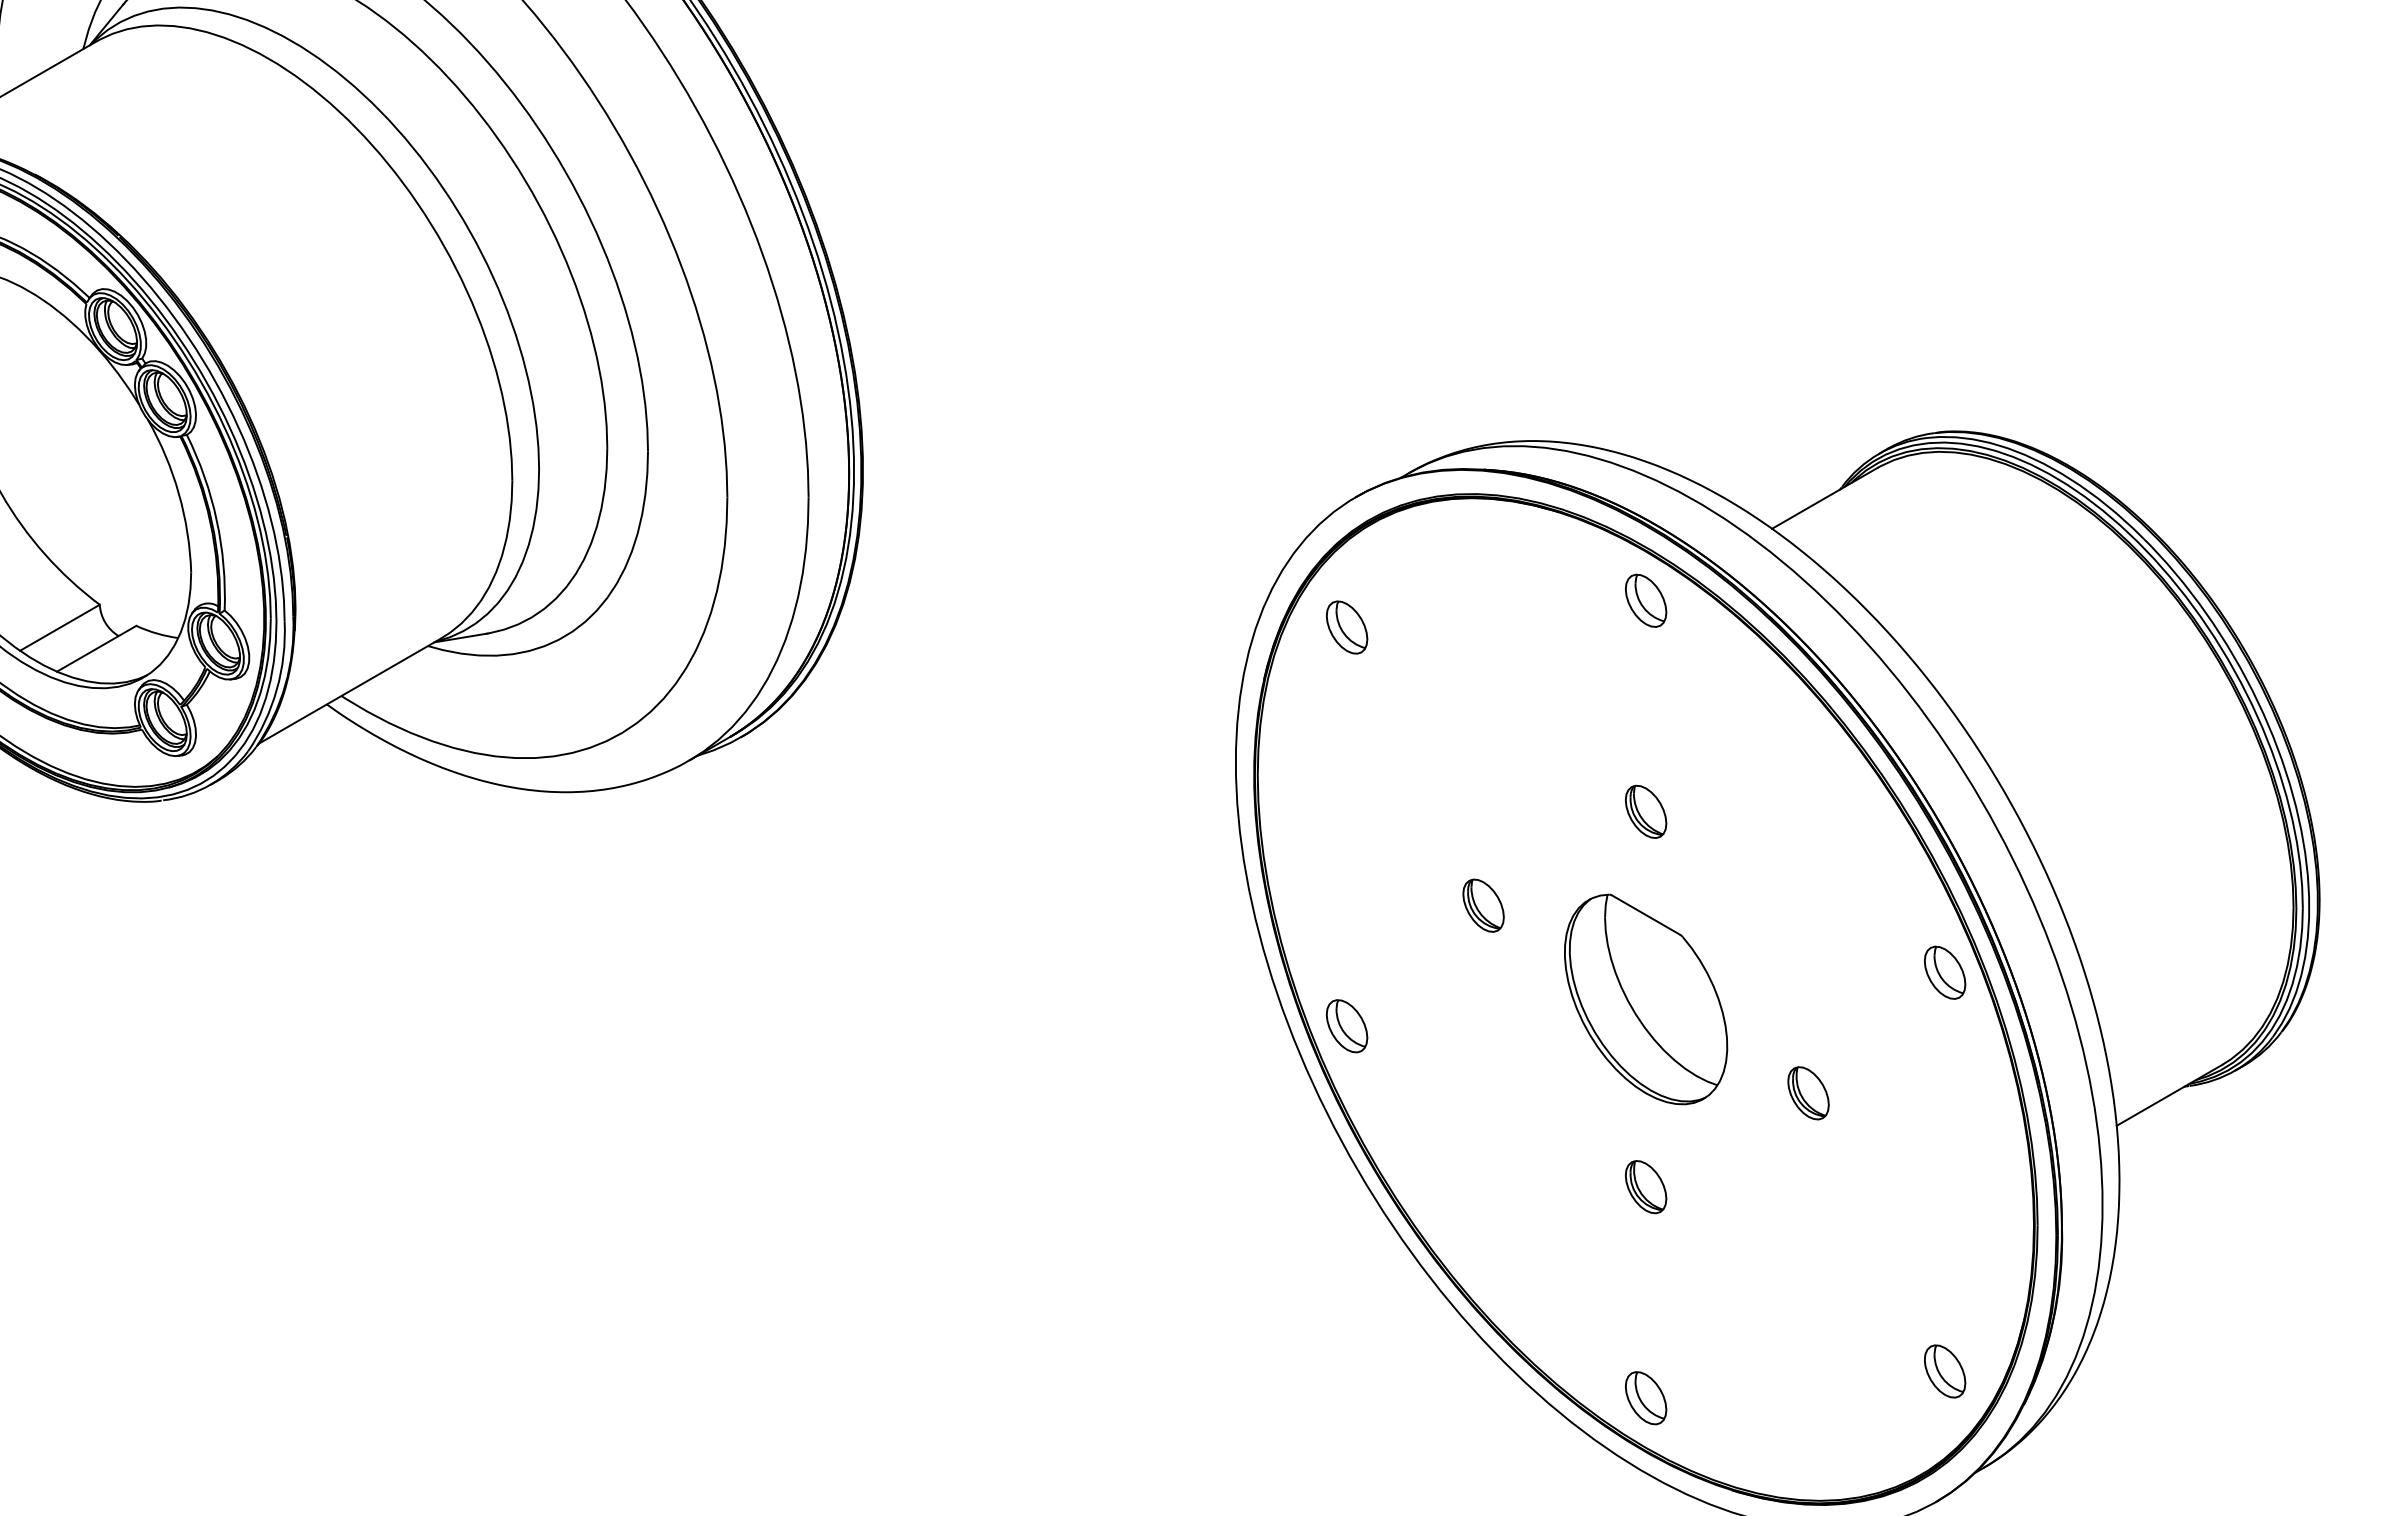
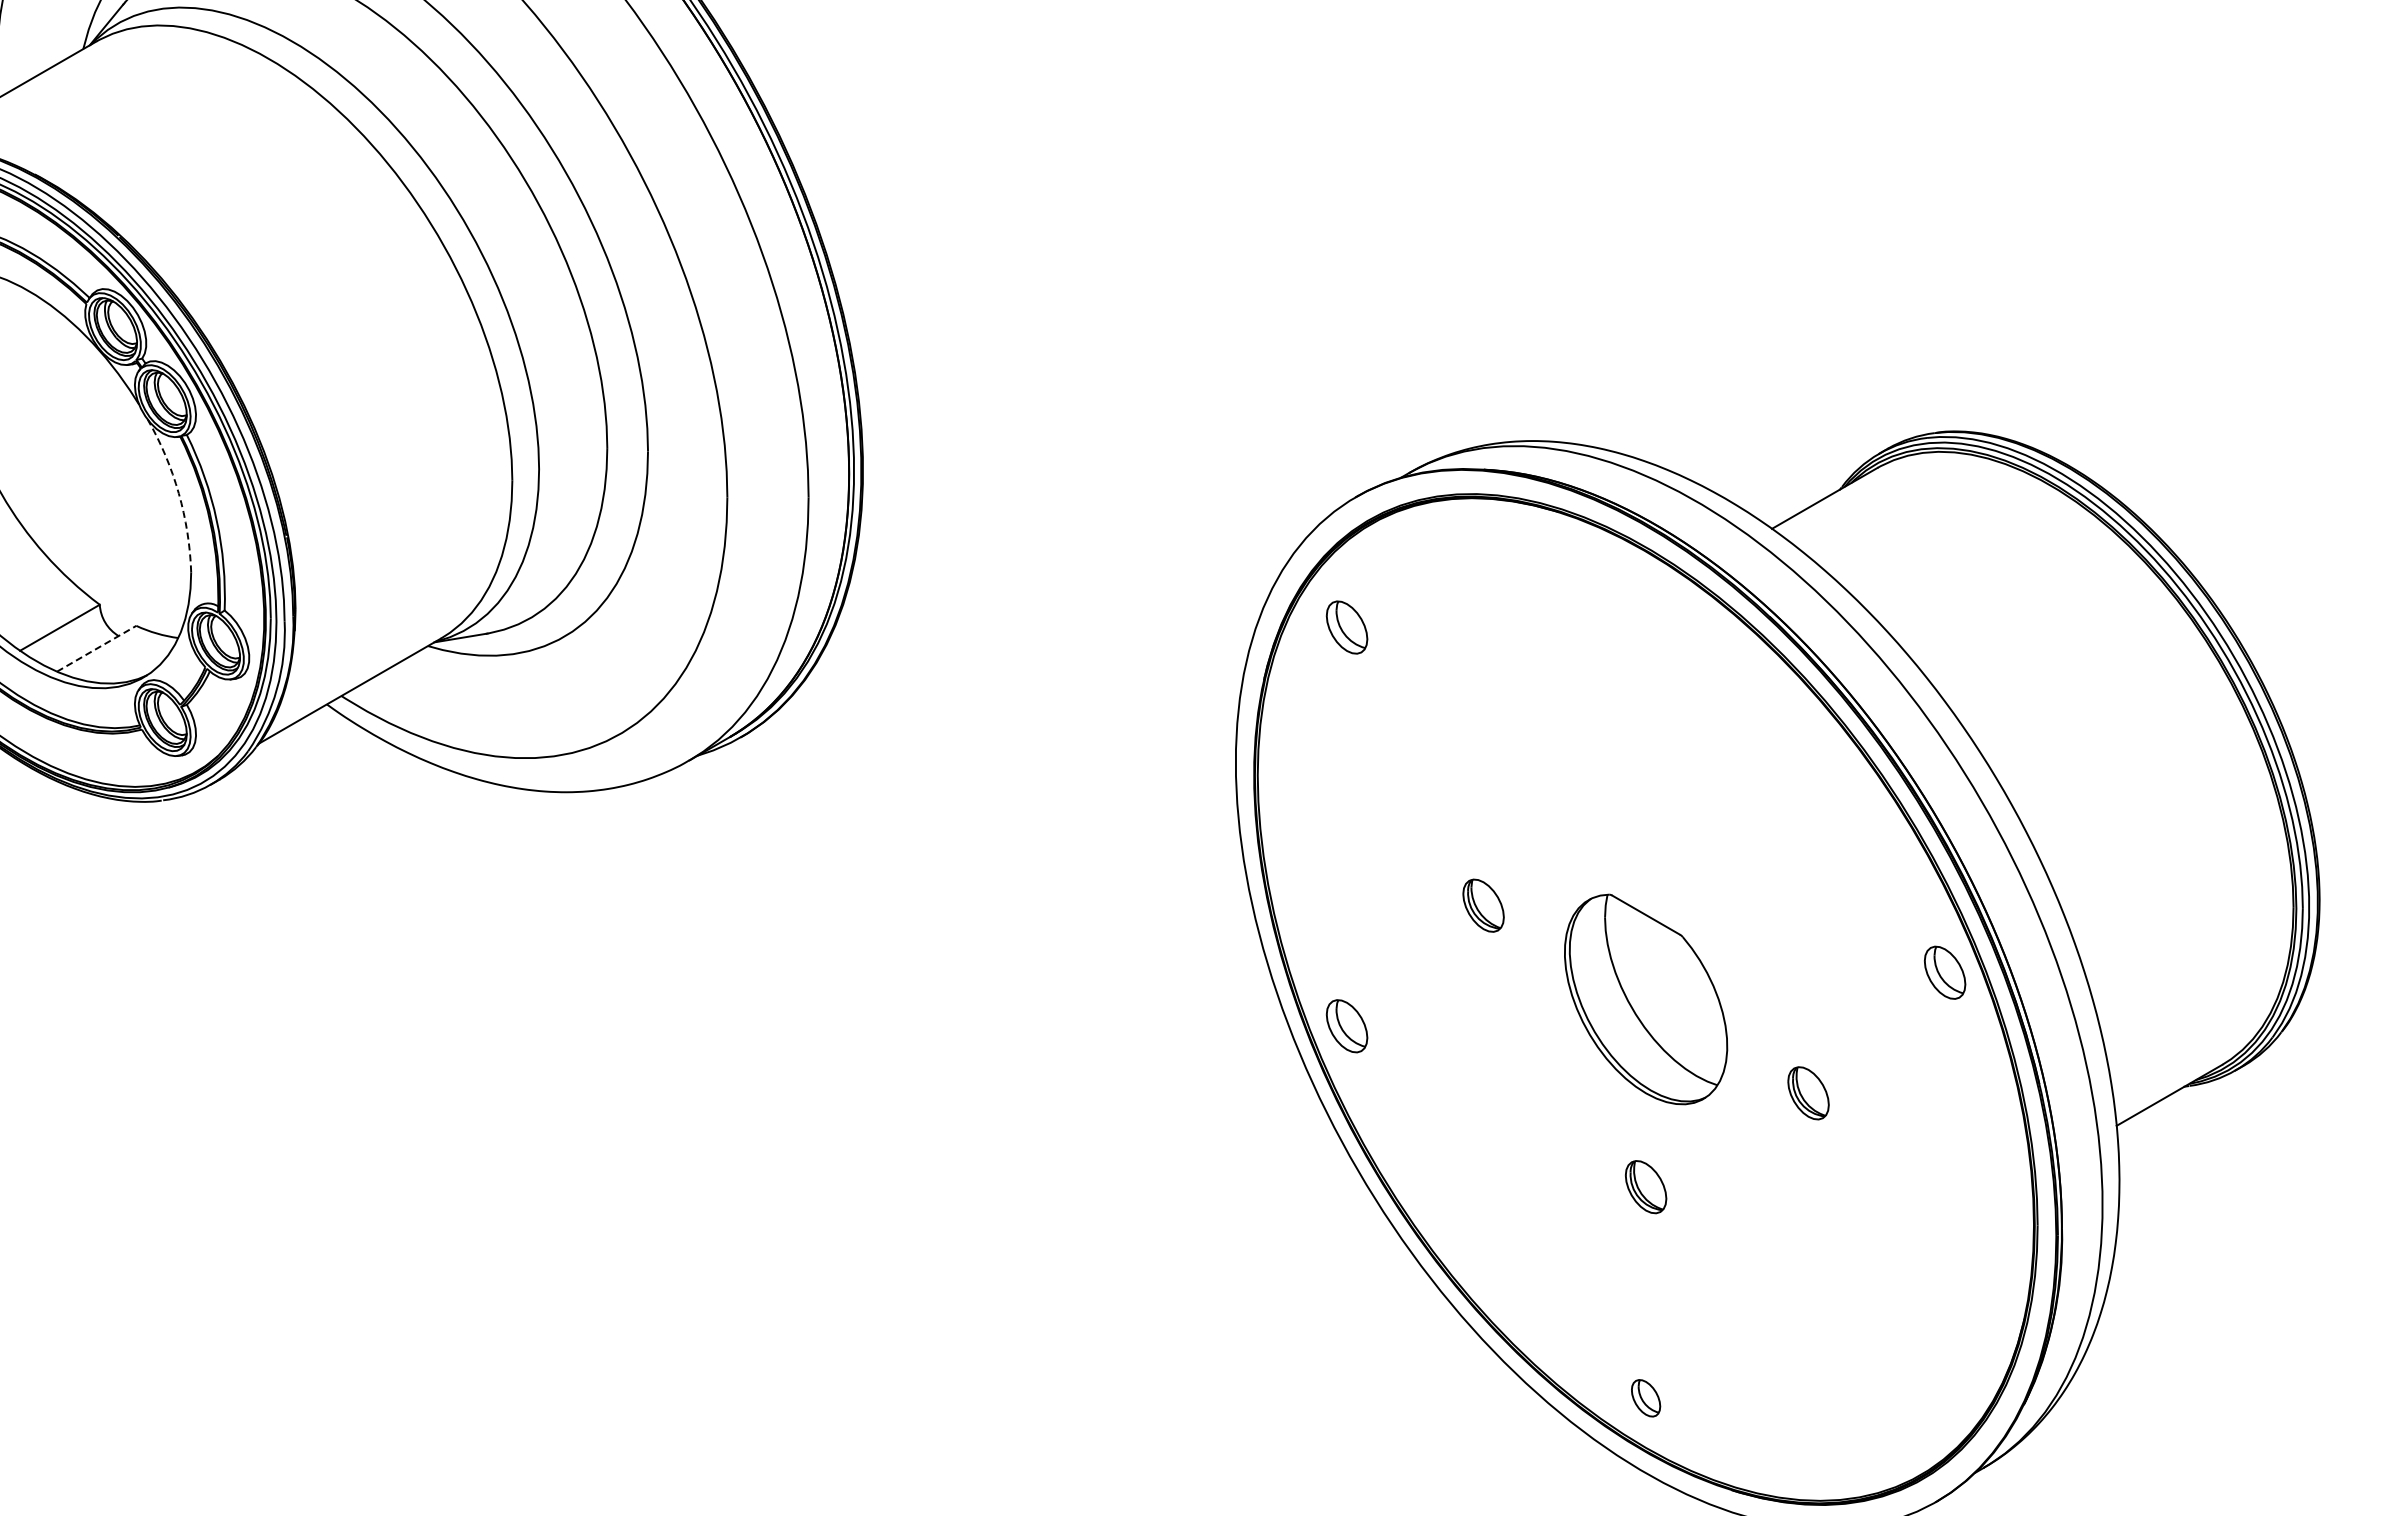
arc: solid -> dashed (178, 493)
part: present -> none (1646, 600)
line: solid -> dashed (96, 648)
part: present -> none (1646, 811)
part: present -> none (1945, 1371)
part size: 44x55 px -> 31x39 px (1646, 1398)
